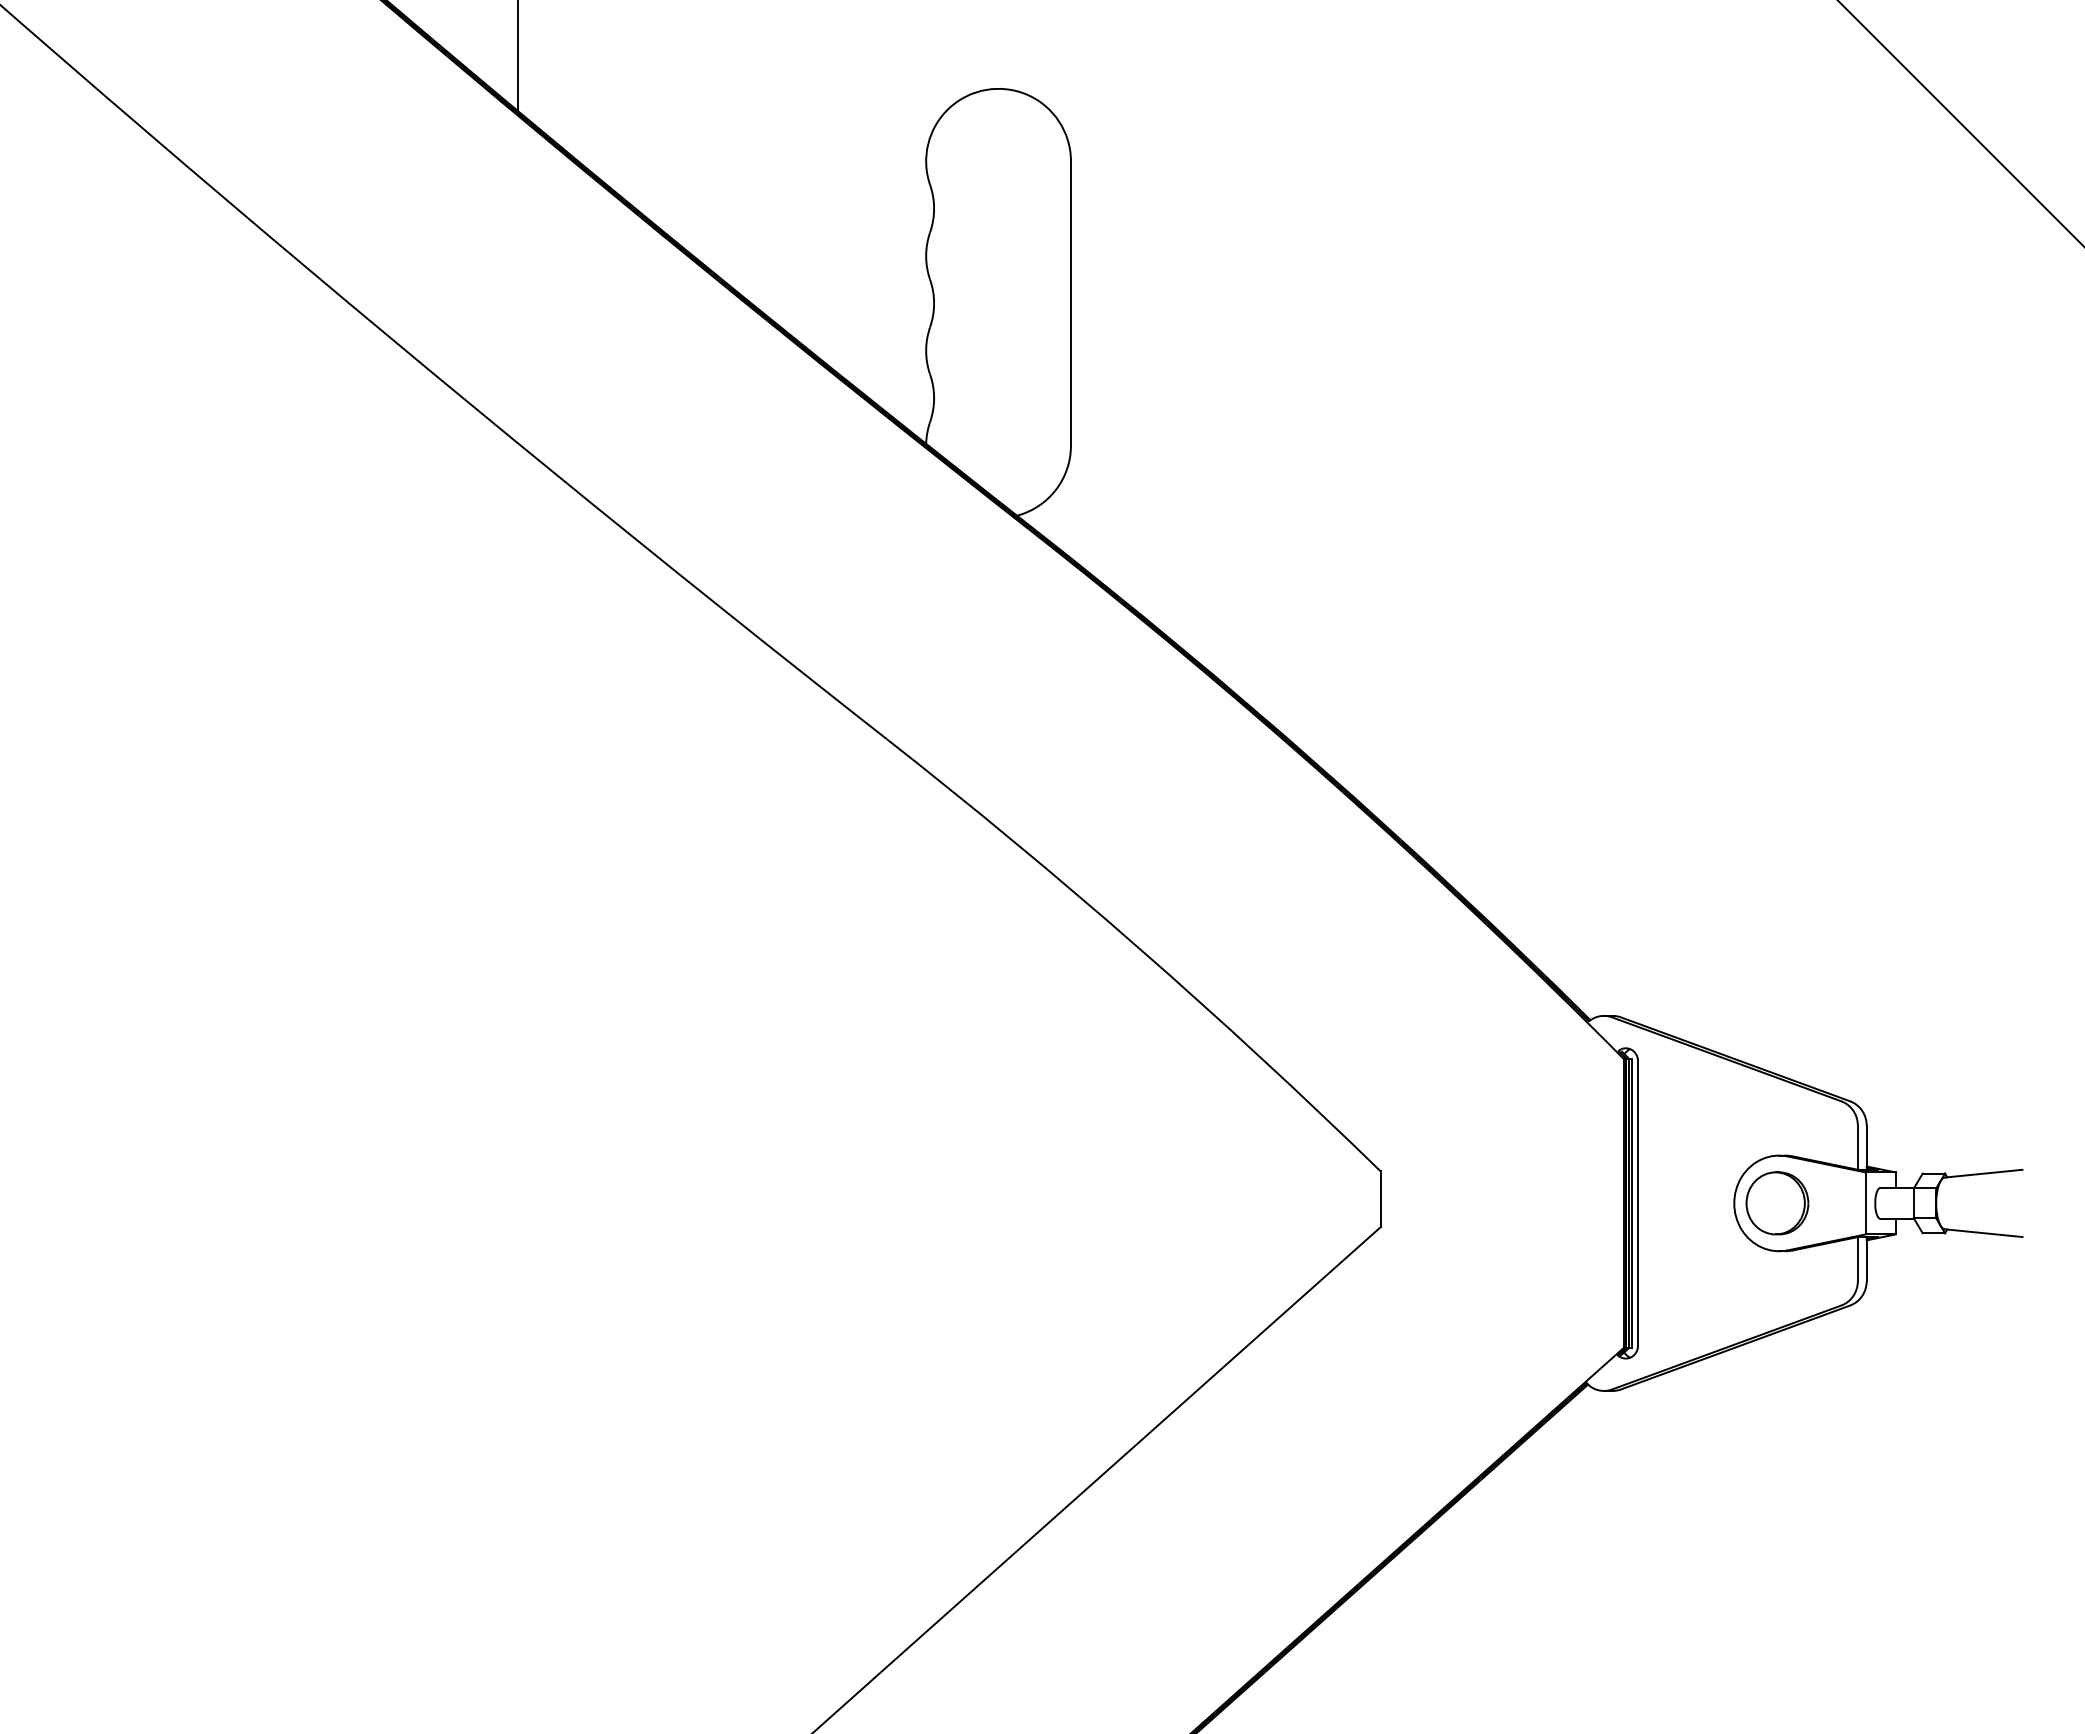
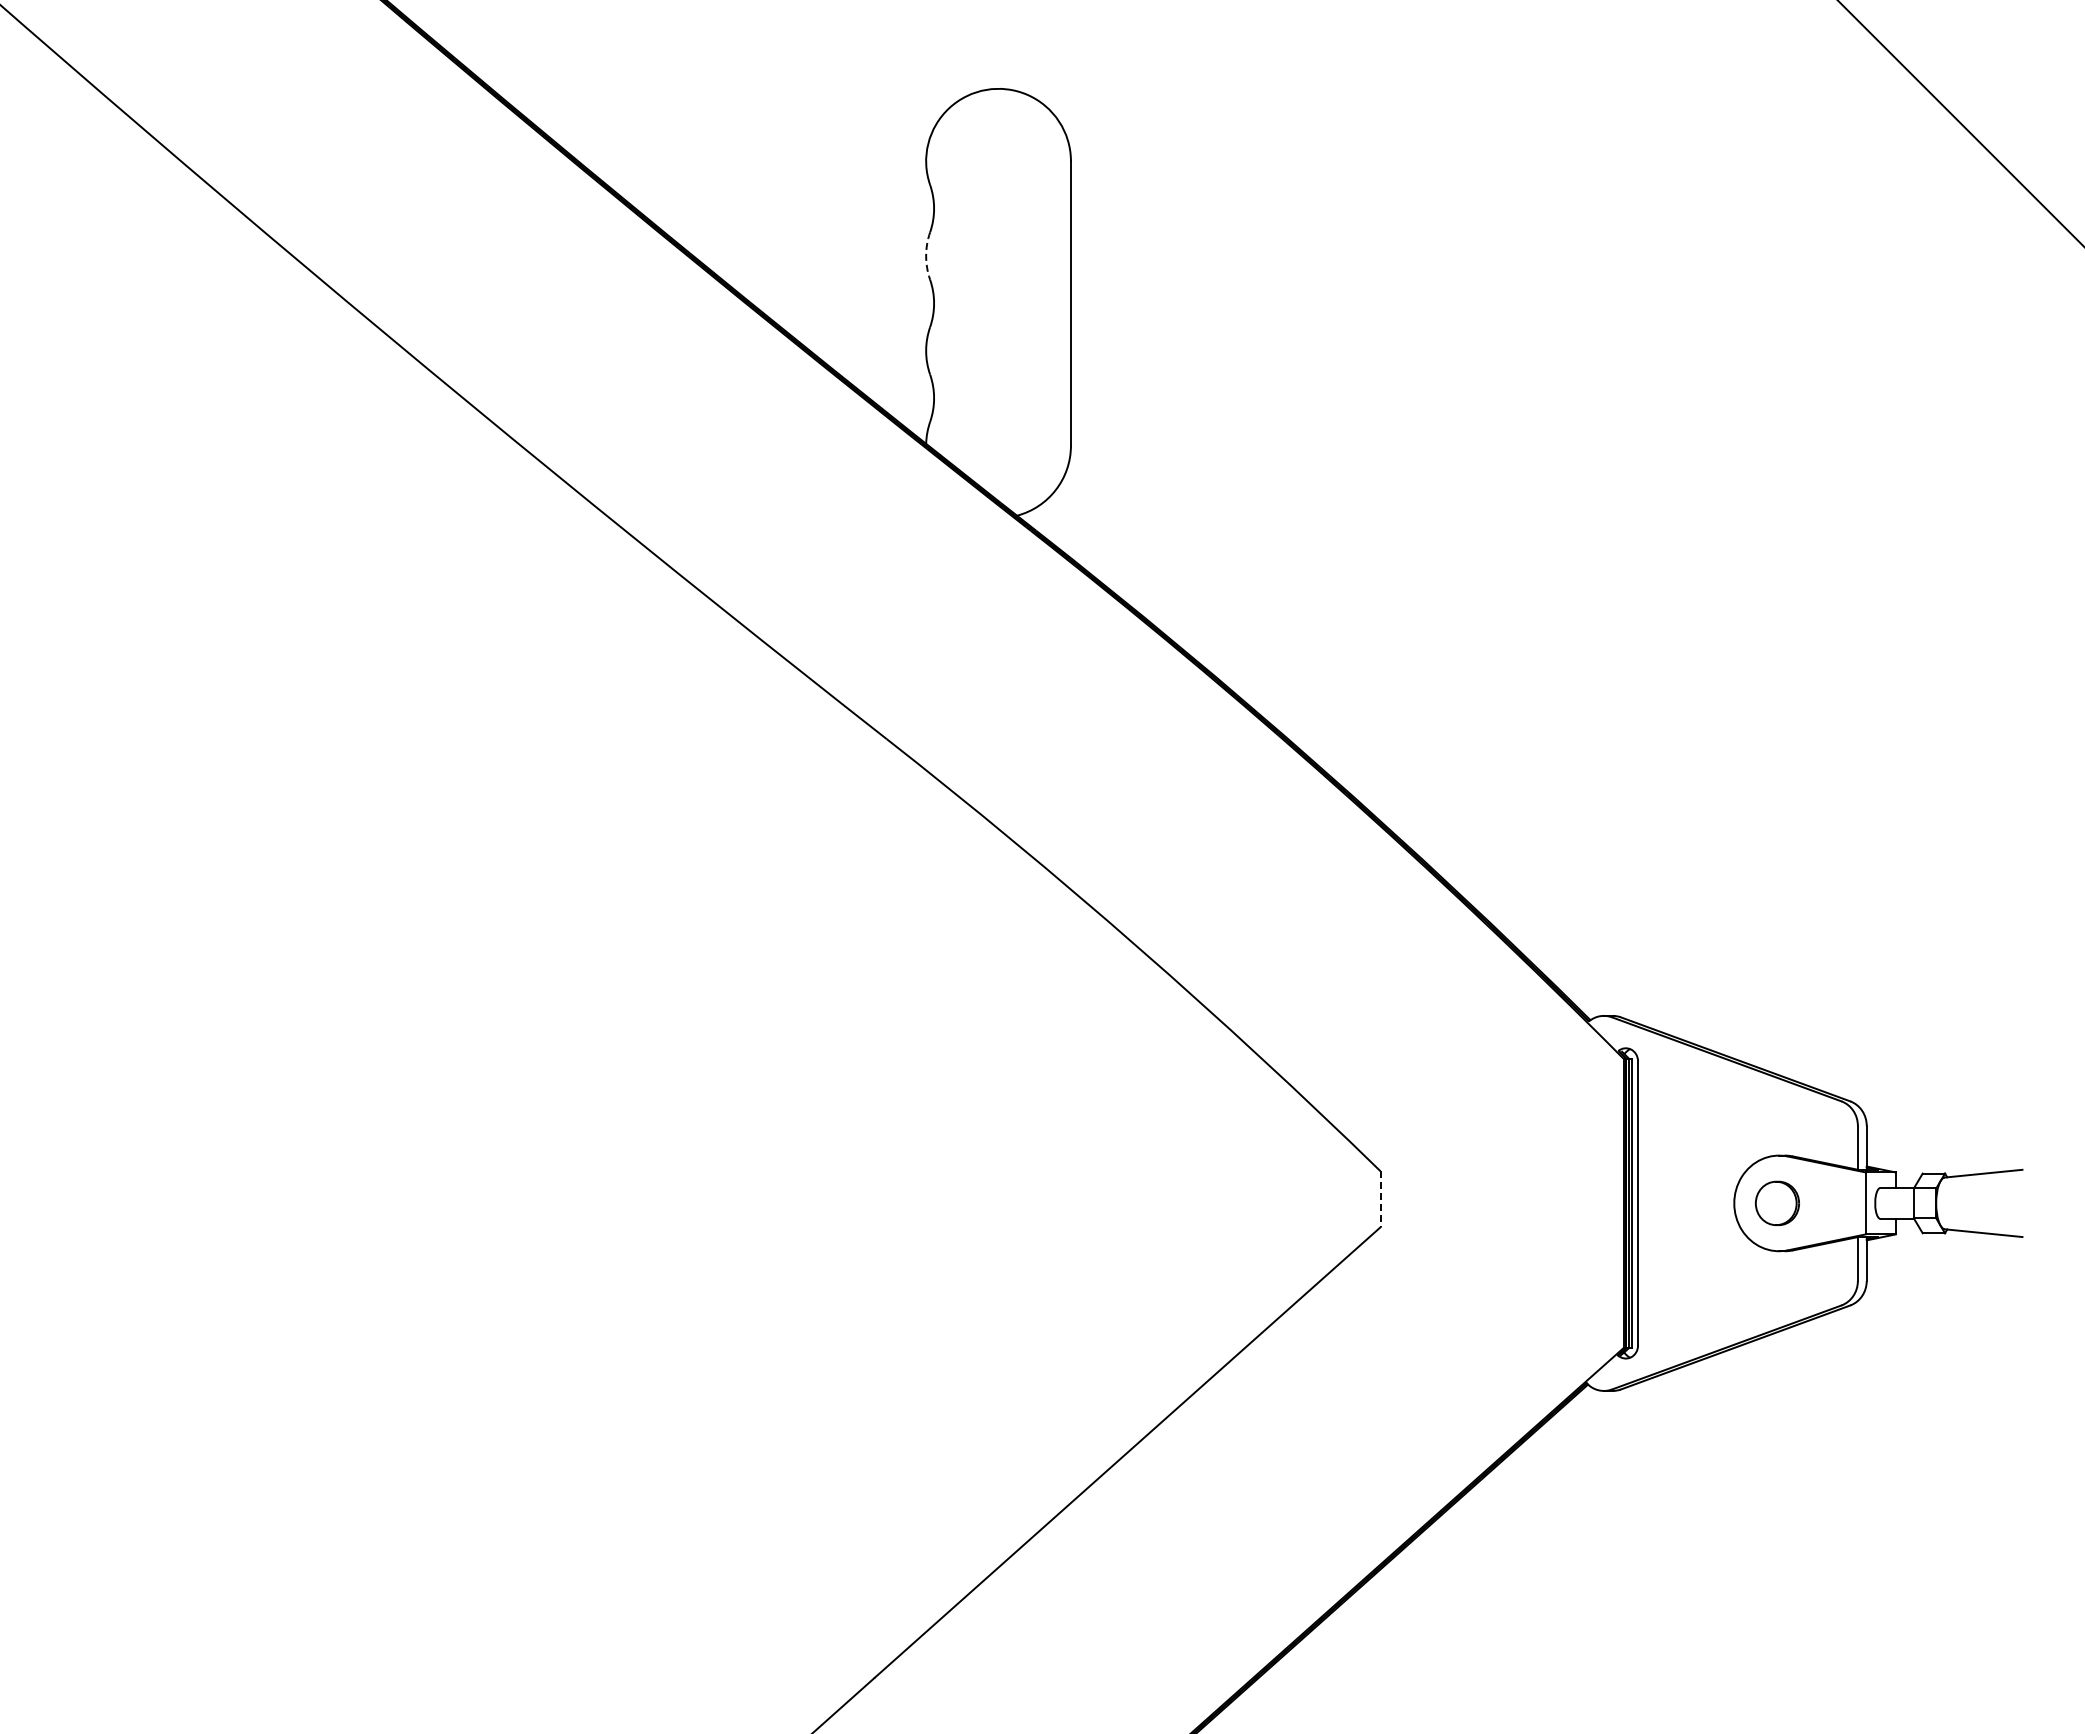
line: present -> none (517, 56)
arc: solid -> dashed (926, 256)
line: solid -> dashed (1380, 1199)
part size: 65x65 px -> 45x47 px (1777, 1203)
